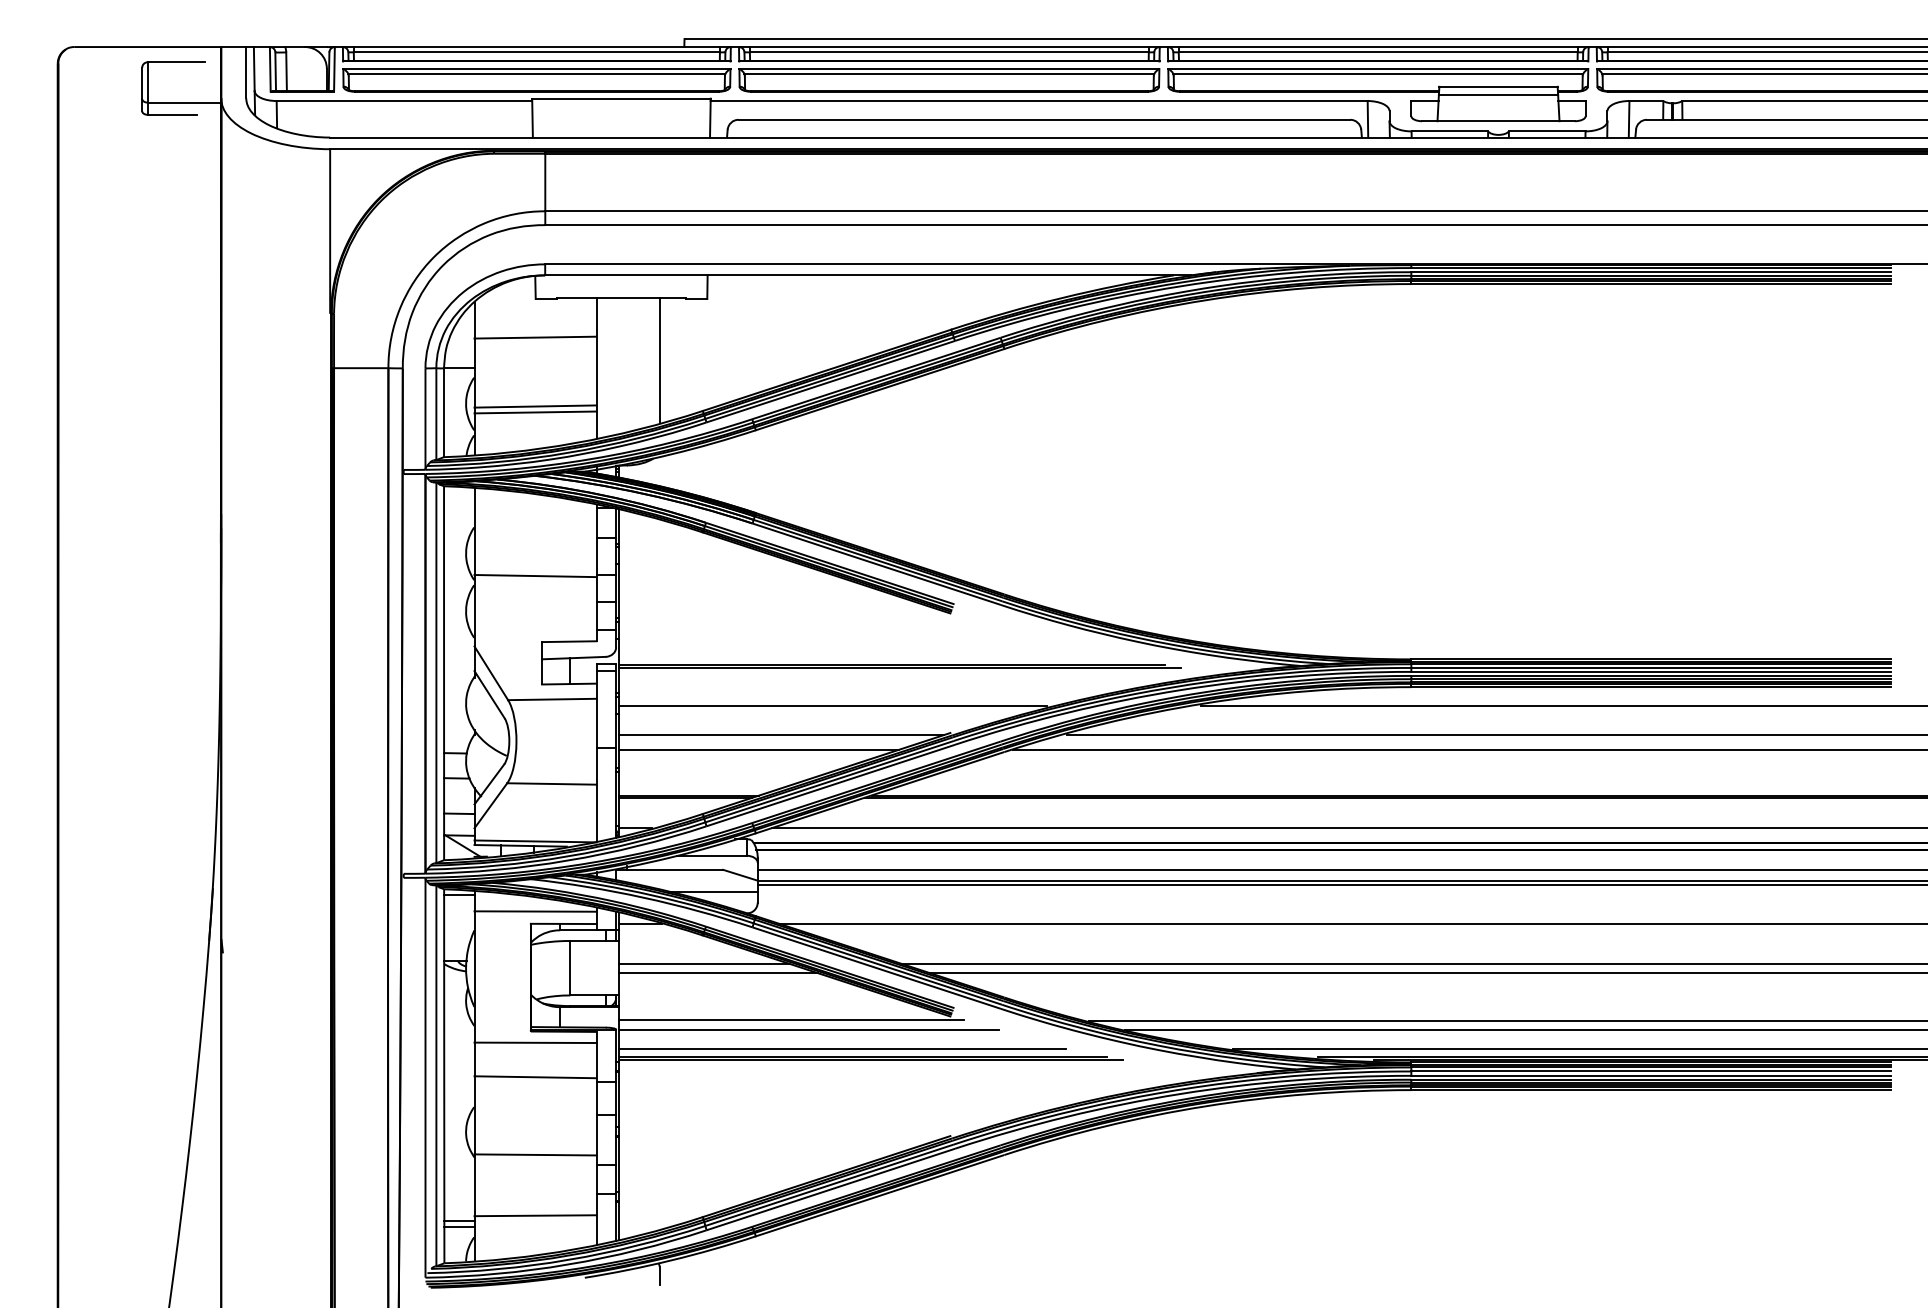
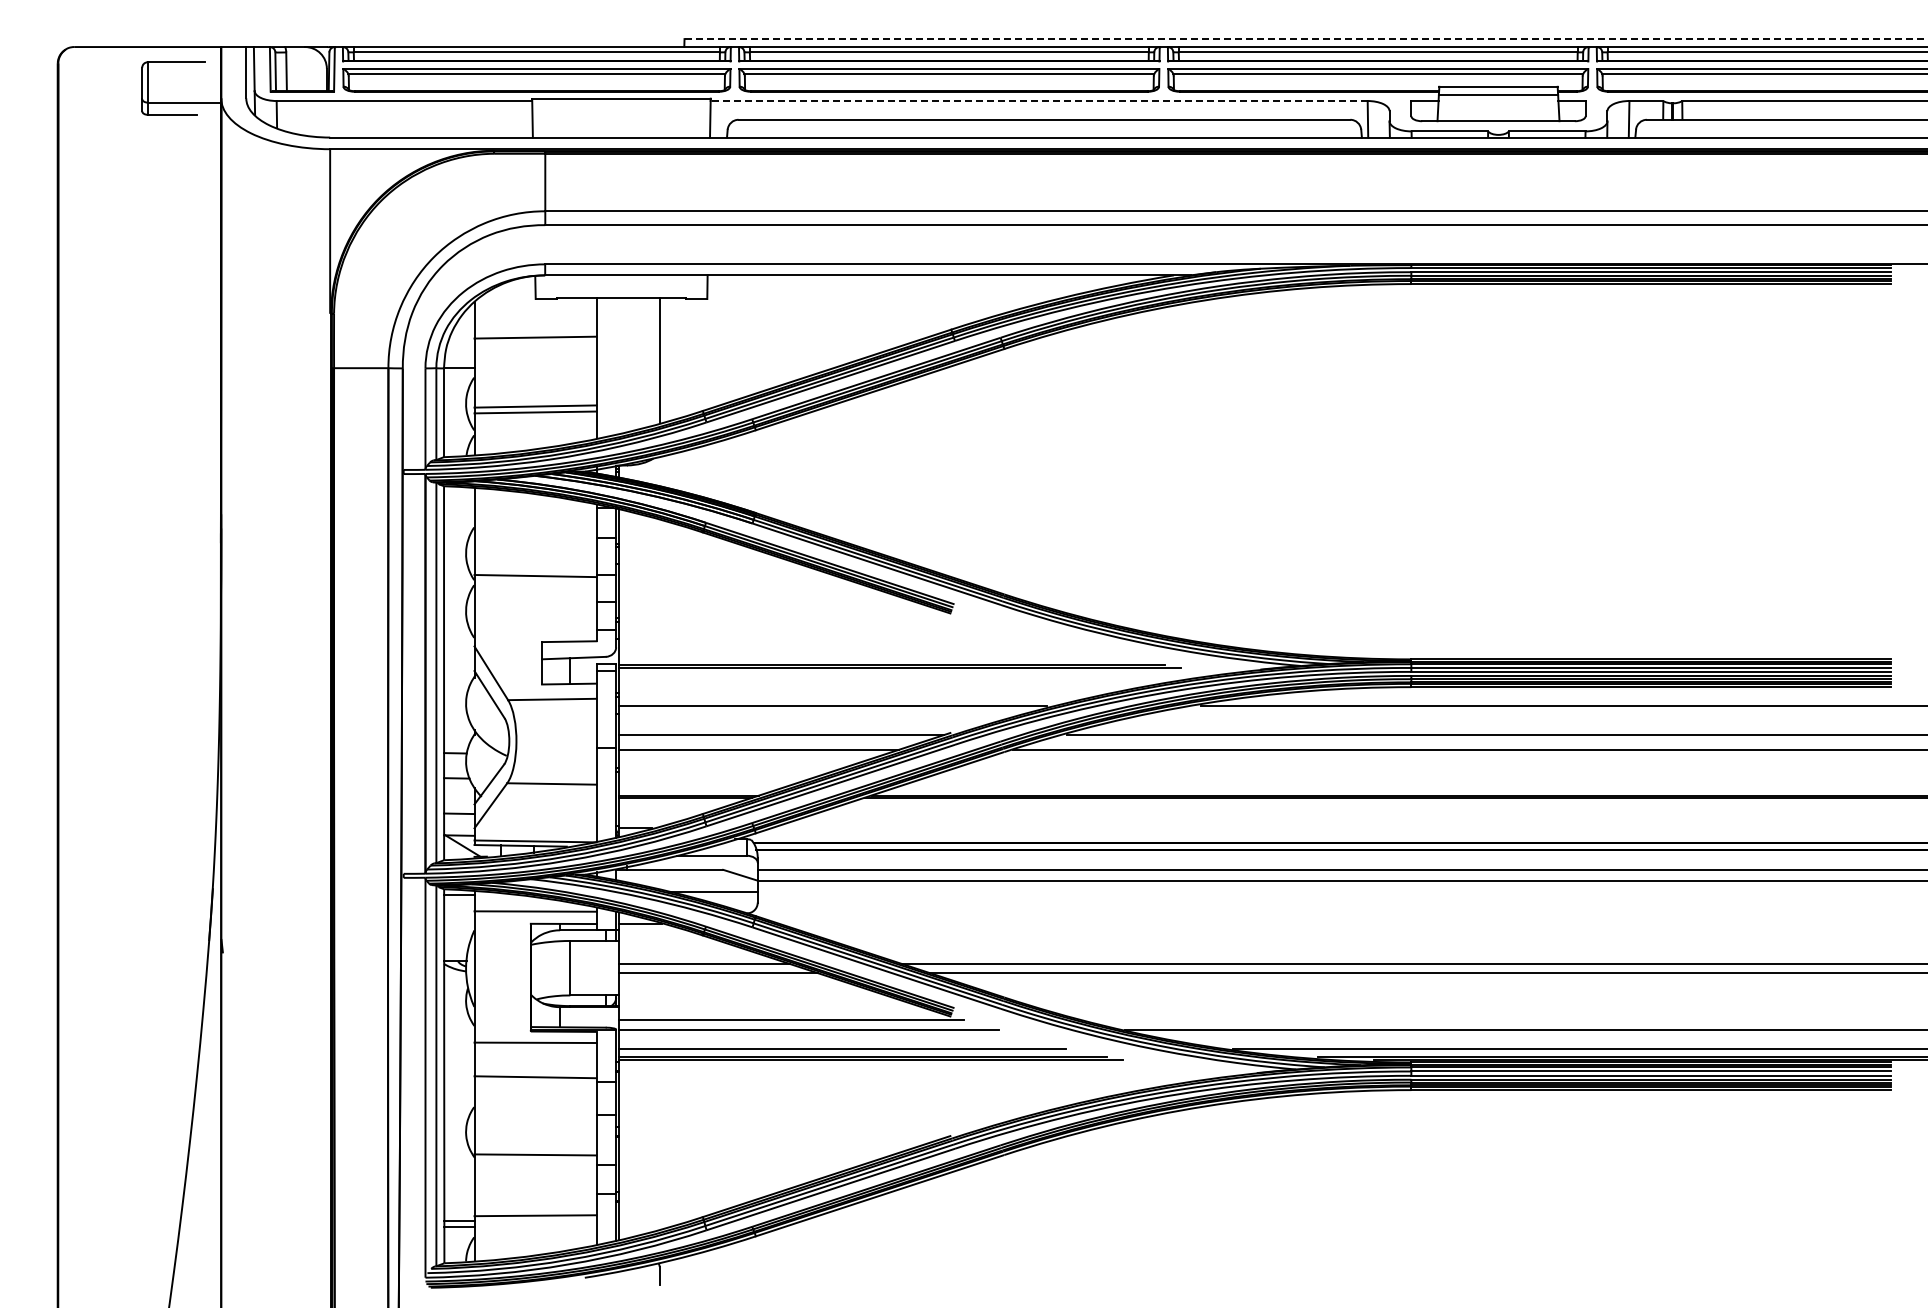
line: solid -> dashed (1306, 39)
line: solid -> dashed (1038, 100)
line: present -> none (1347, 828)
line: present -> none (1340, 884)
line: present -> none (1352, 924)
line: present -> none (1506, 1020)
